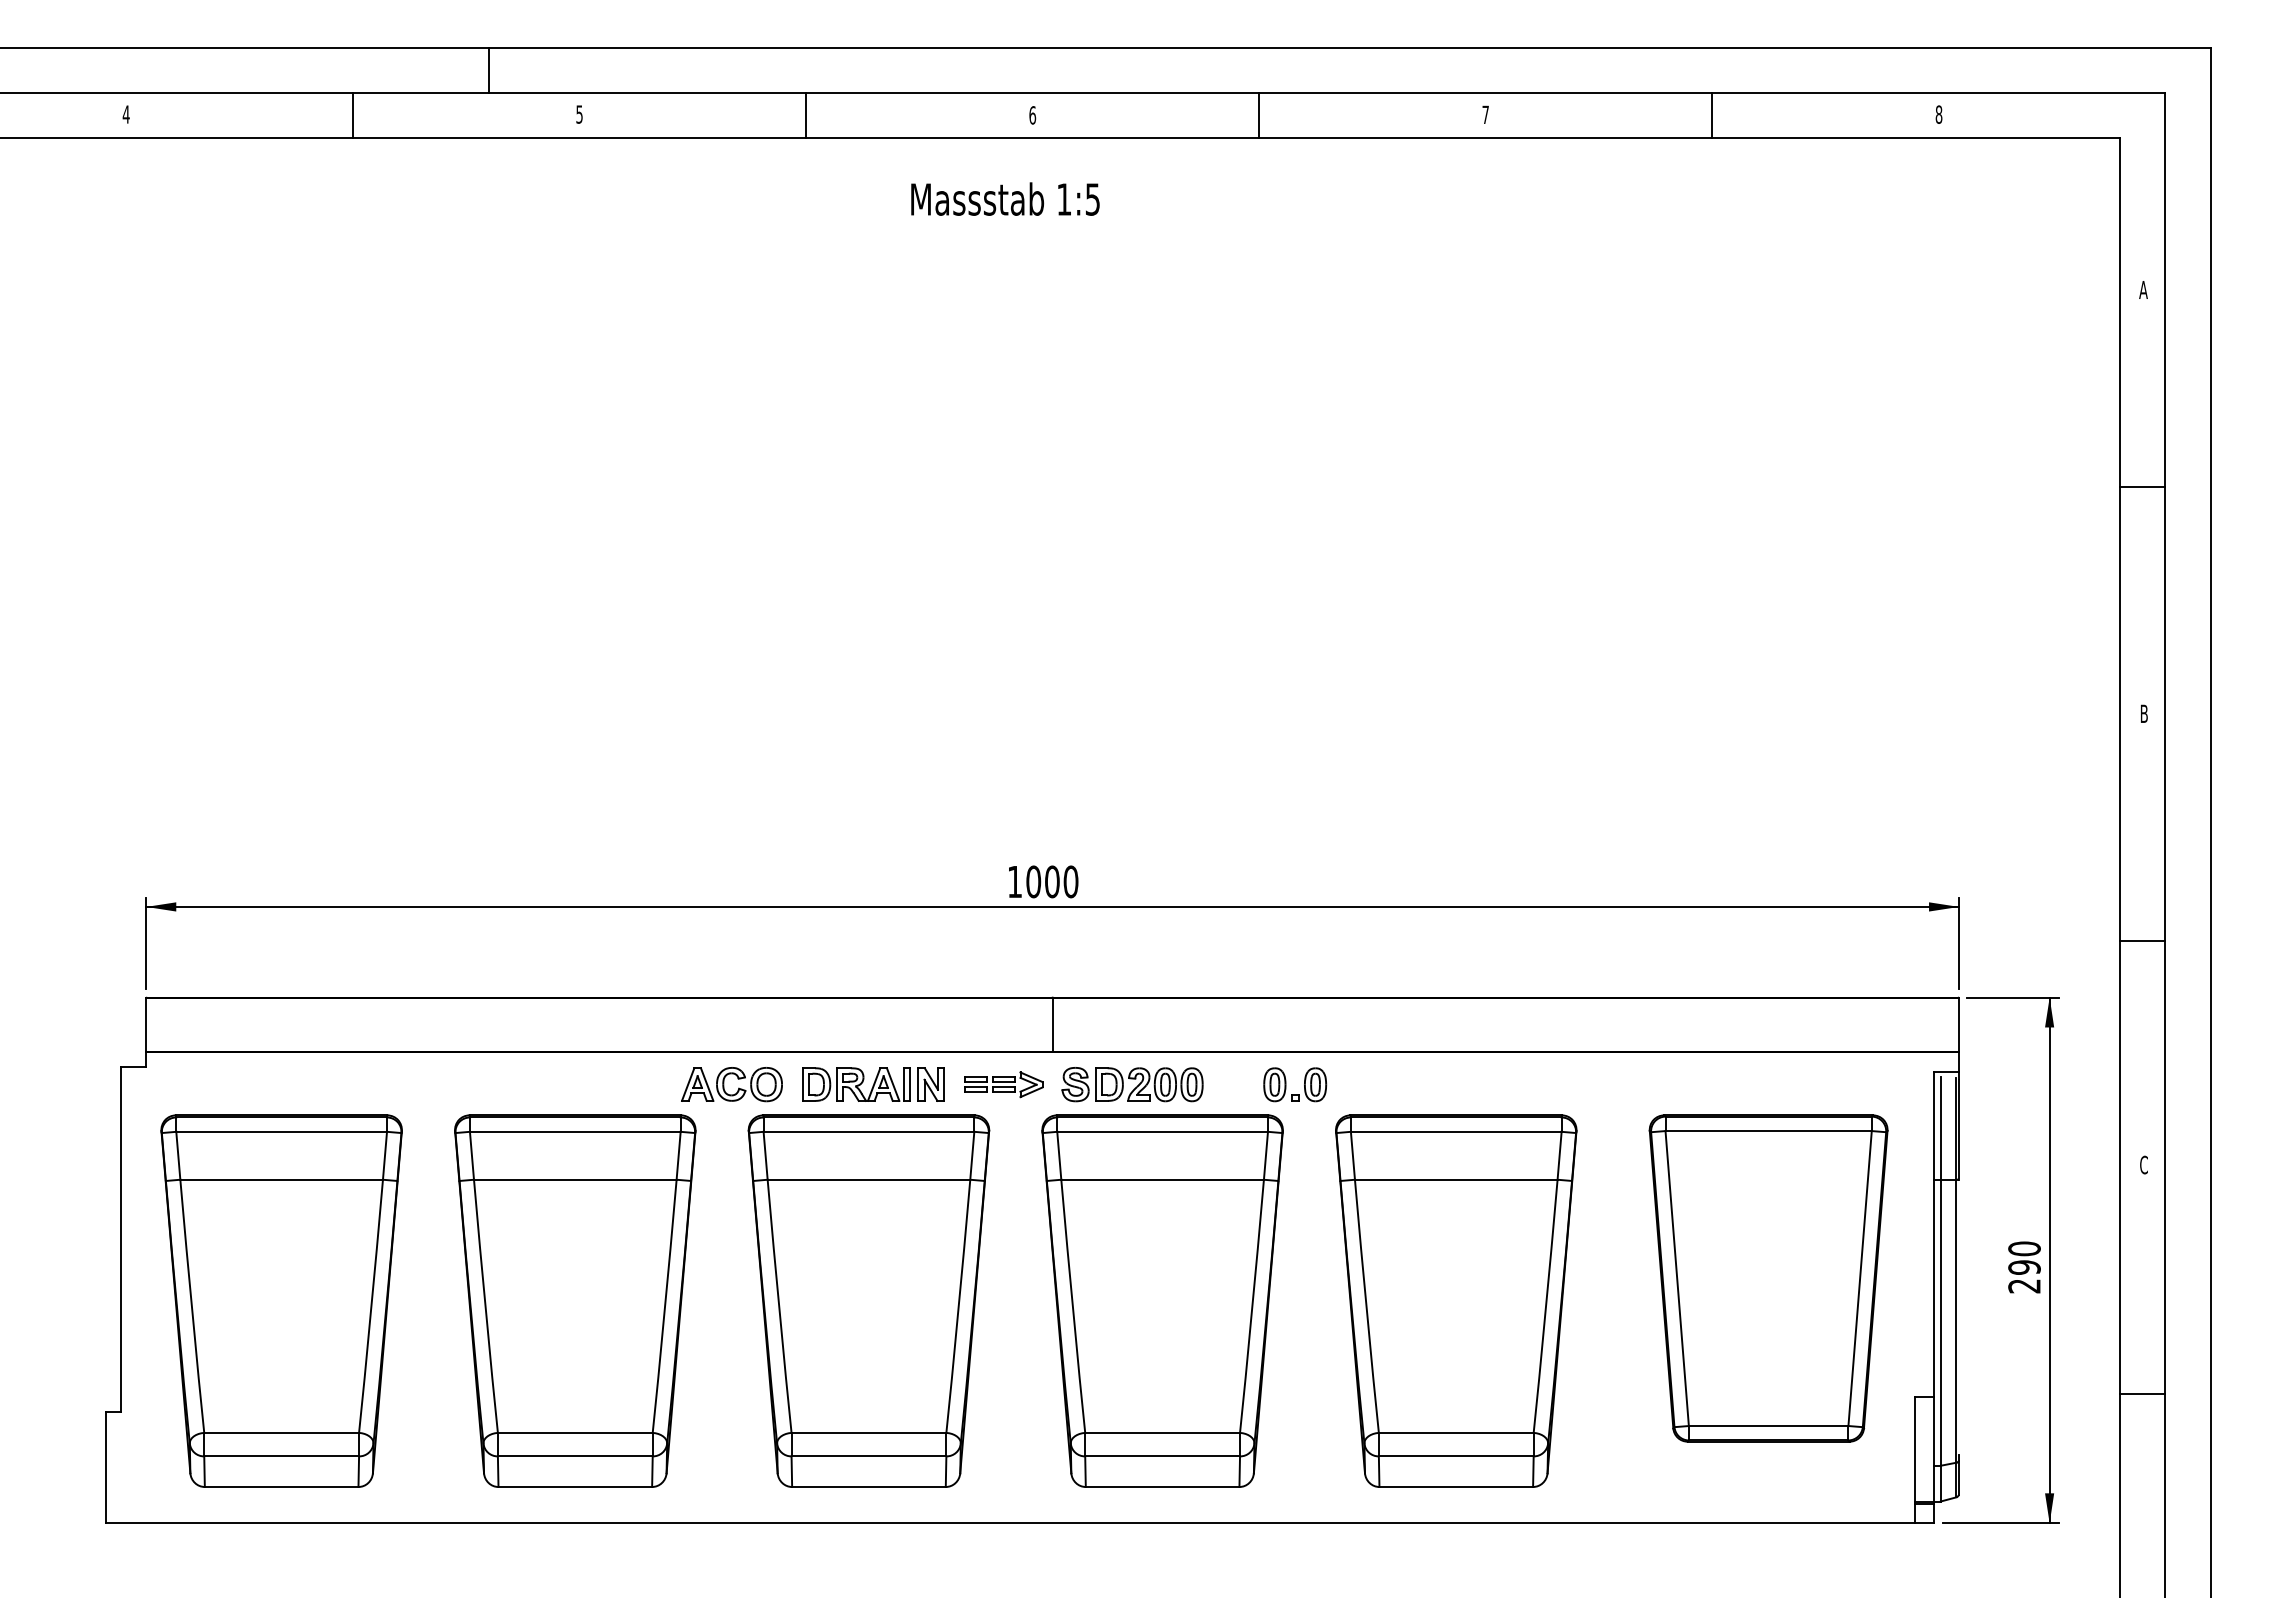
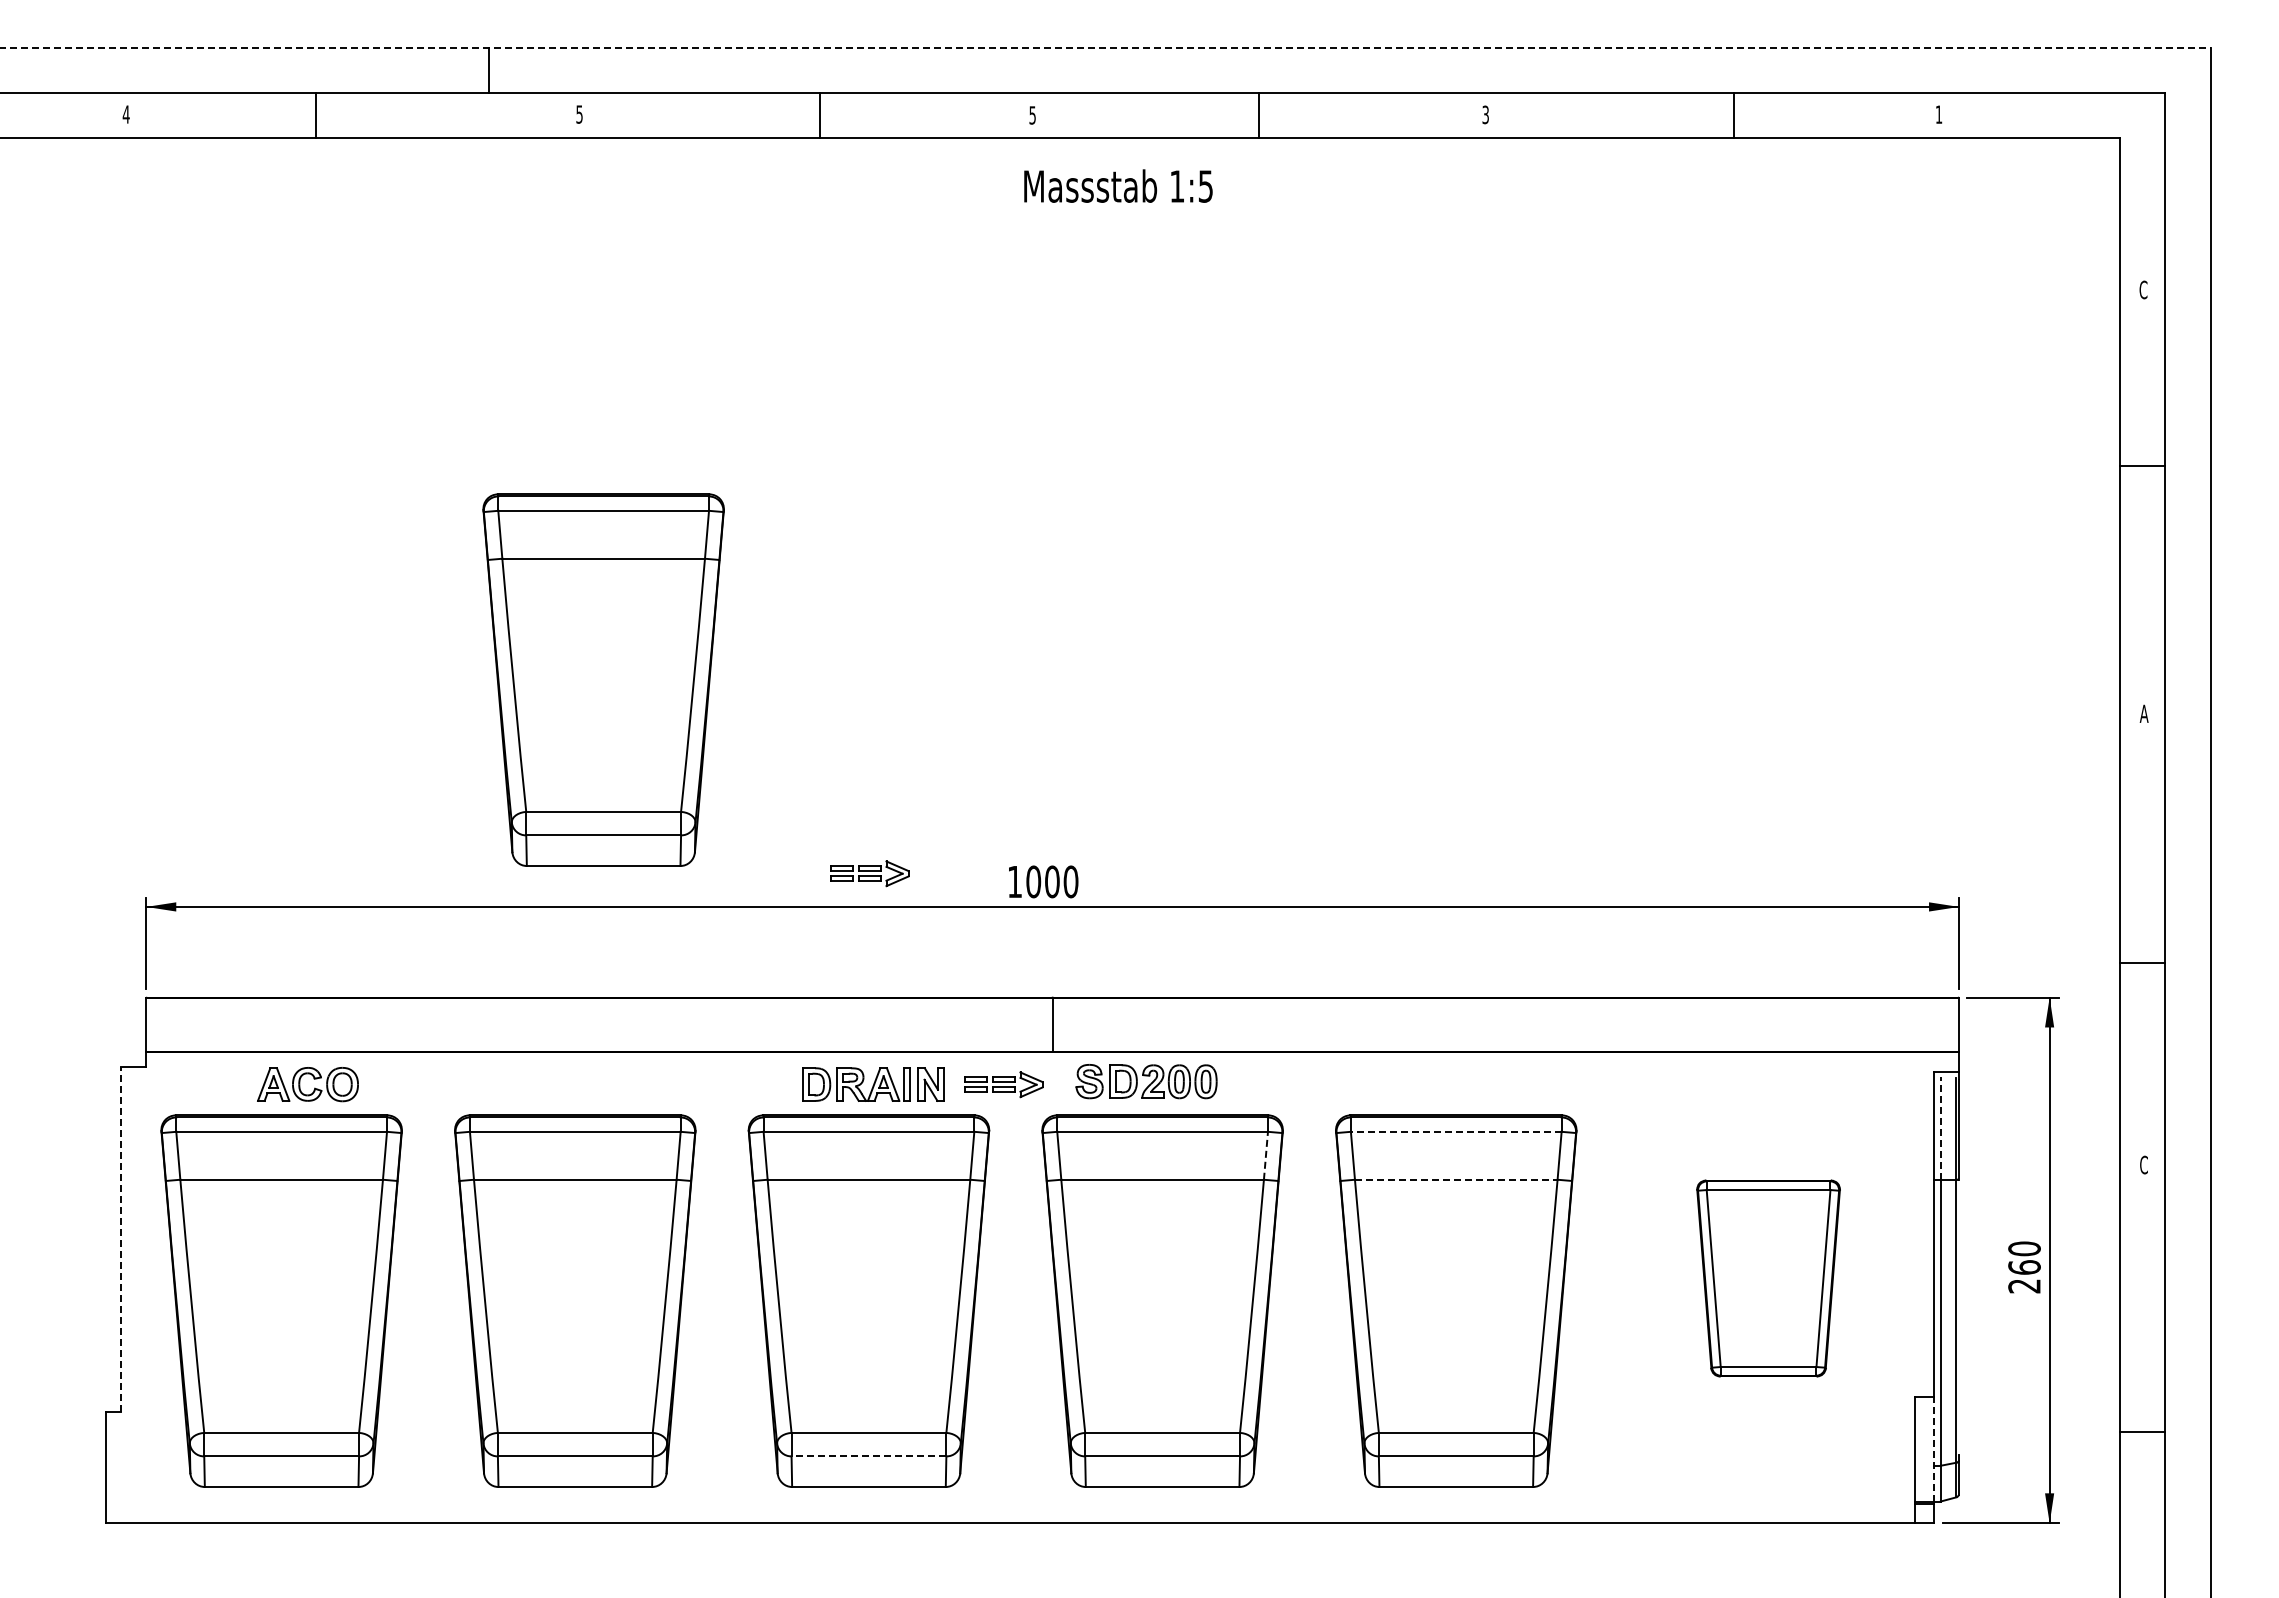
line: solid -> dashed (1105, 47)
text: 7 -> 3 (1485, 114)
text: 8 -> 1 (1938, 114)
line position: (352, 115) -> (315, 115) (315, 115)
line position: (805, 115) -> (819, 115) (819, 115)
text: 6 -> 5 (1032, 115)
line position: (1712, 115) -> (1734, 115) (1734, 115)
text position: (1005, 198) -> (1118, 185) (1118, 185)
text: A -> C (2143, 289)
line position: (2142, 487) -> (2142, 466) (2142, 466)
part: none -> present (603, 679)
text: B -> A (2143, 713)
part: none -> present (869, 873)
line position: (2142, 940) -> (2142, 962) (2142, 962)
part position: (724, 1084) -> (300, 1084) (300, 1084)
part position: (1132, 1084) -> (1146, 1081) (1146, 1081)
part: present -> none (1286, 1084)
line: solid -> dashed (1940, 1128)
line: solid -> dashed (1455, 1131)
line: solid -> dashed (1266, 1155)
line: solid -> dashed (1456, 1179)
line: solid -> dashed (120, 1239)
text: 290 -> 260 (2024, 1267)
part size: 241x329 px -> 145x199 px (1768, 1278)
line position: (2142, 1393) -> (2142, 1431) (2142, 1431)
line: solid -> dashed (1933, 1449)
line: solid -> dashed (868, 1456)
